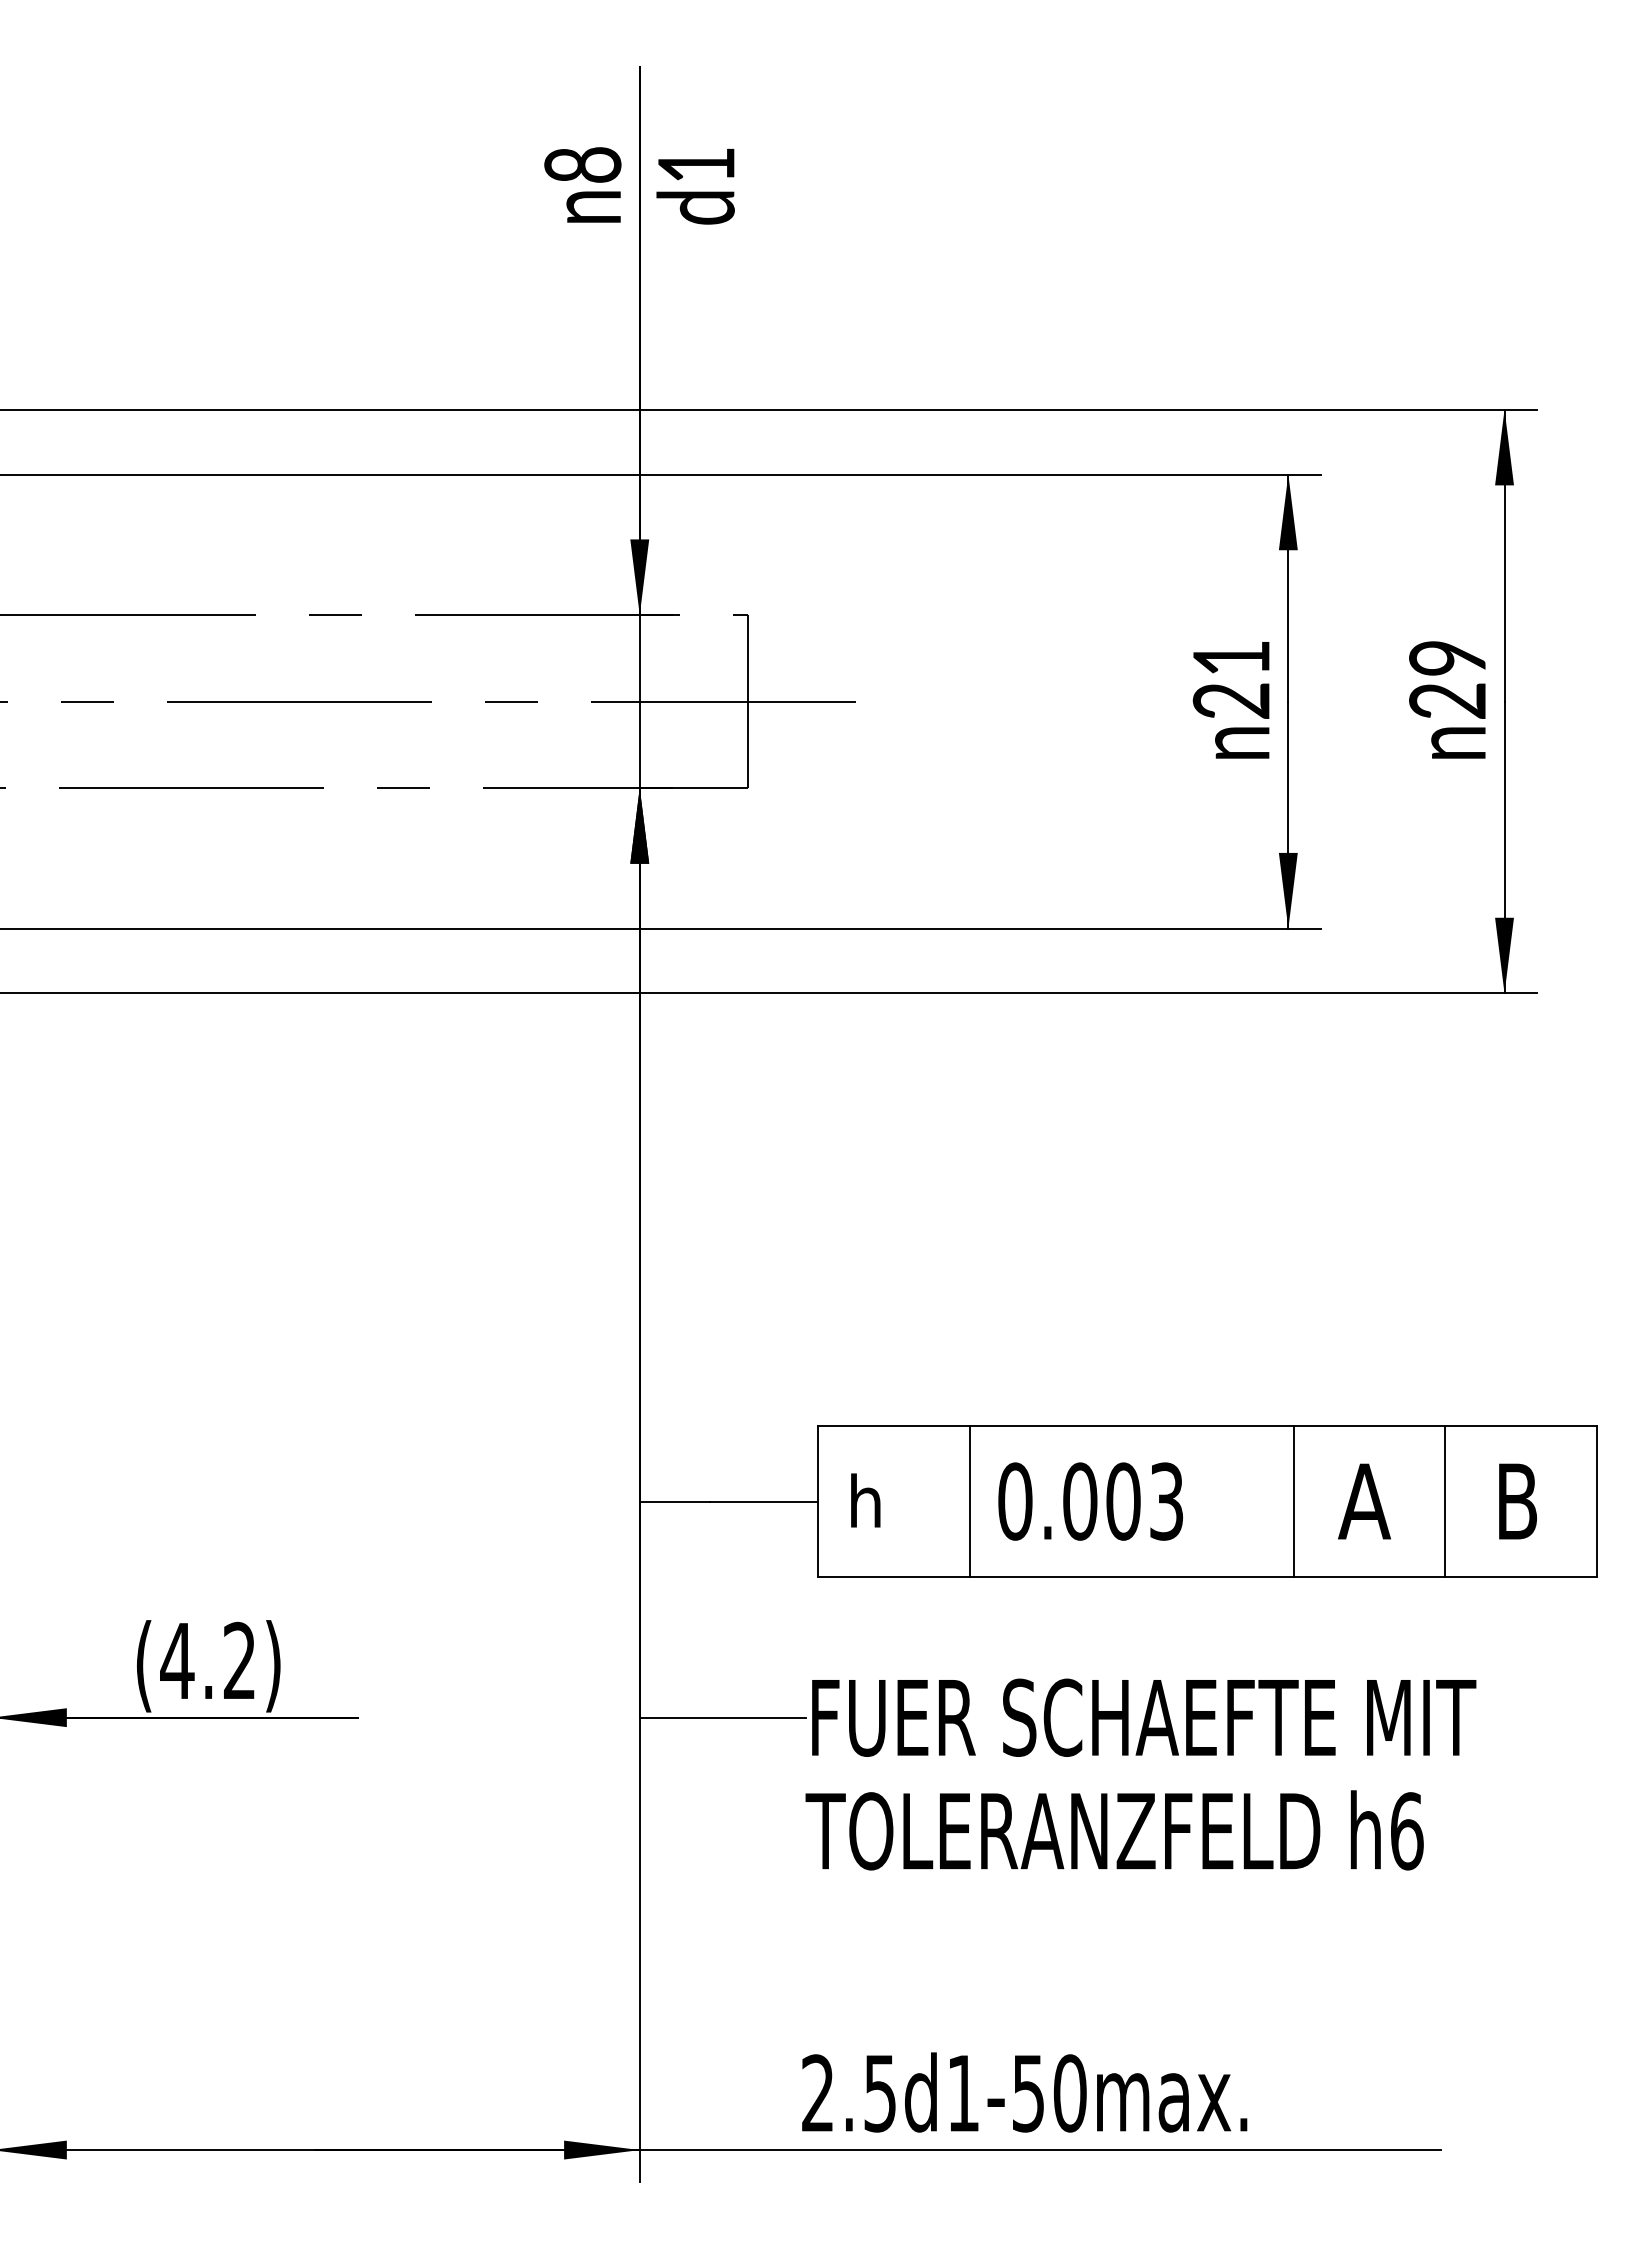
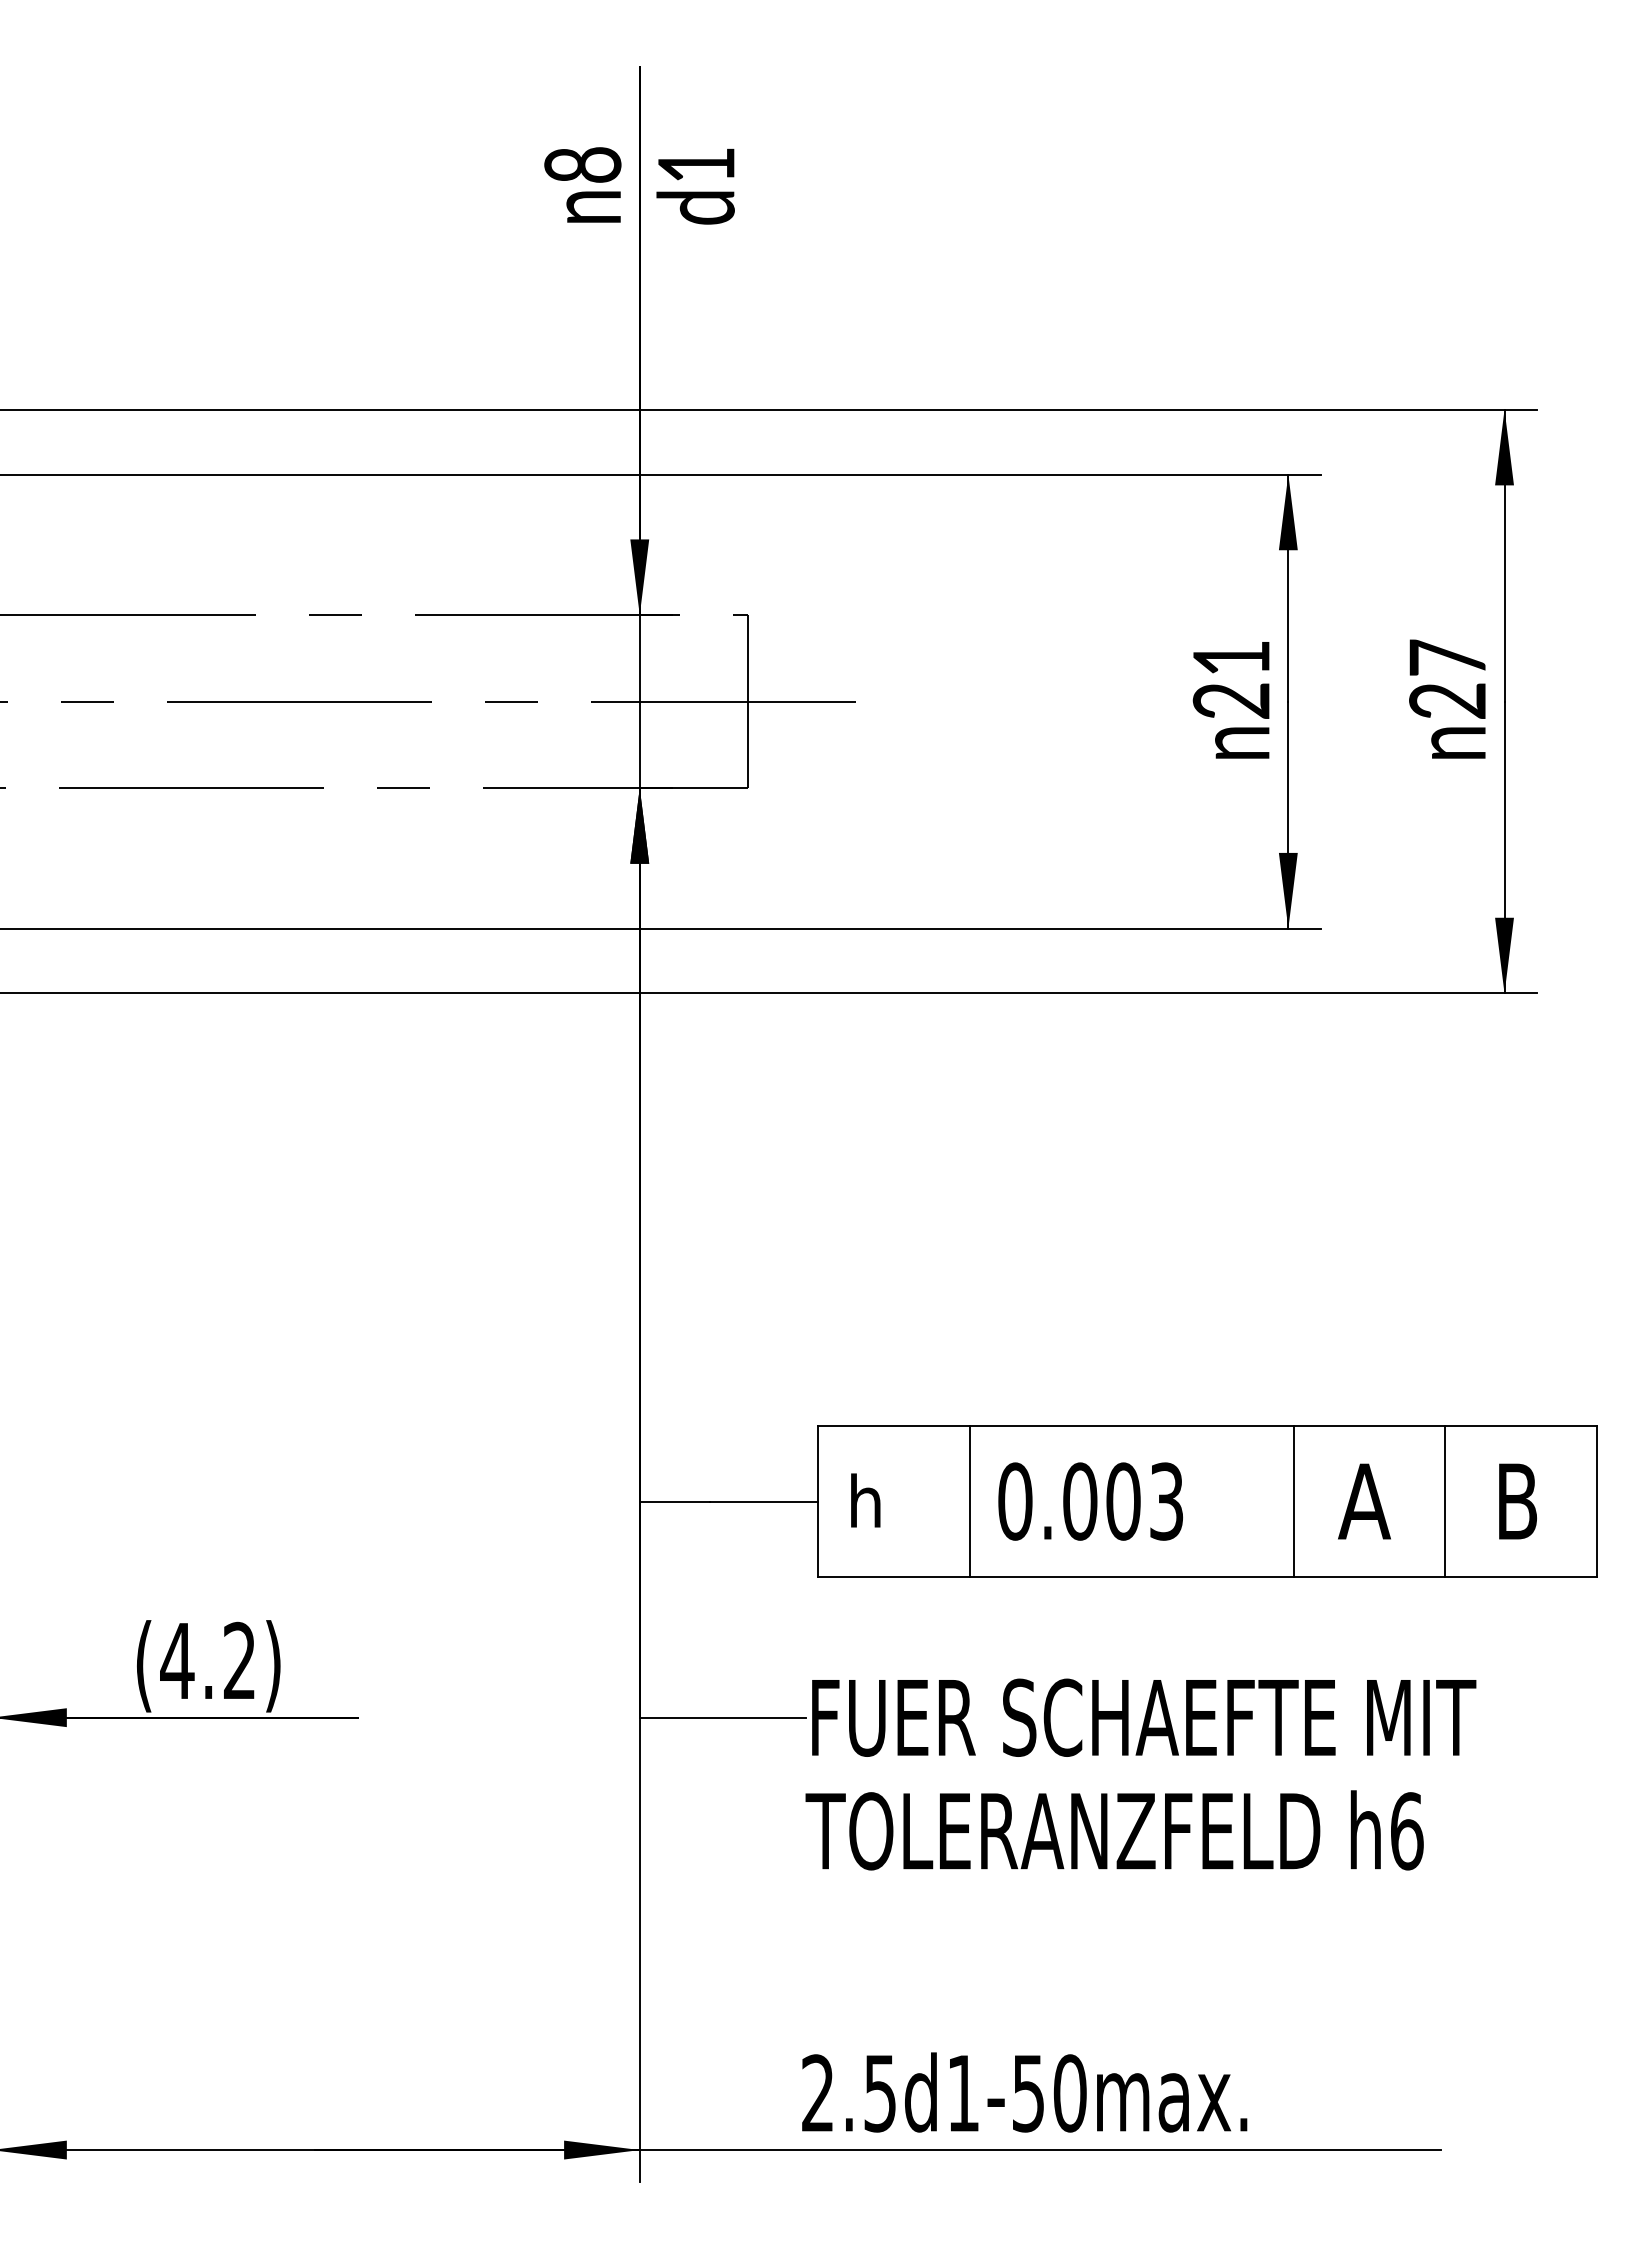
text: 29 -> 27 (1447, 657)
